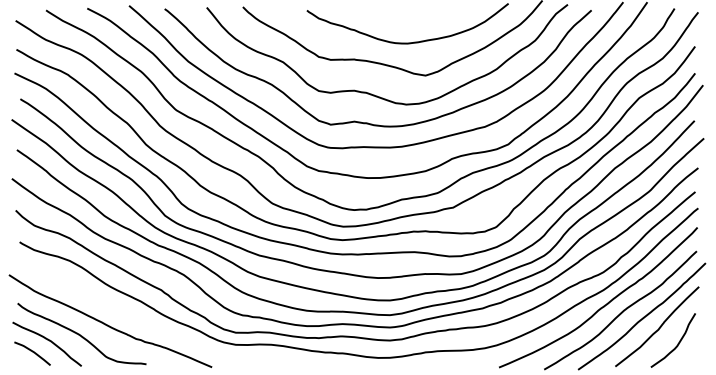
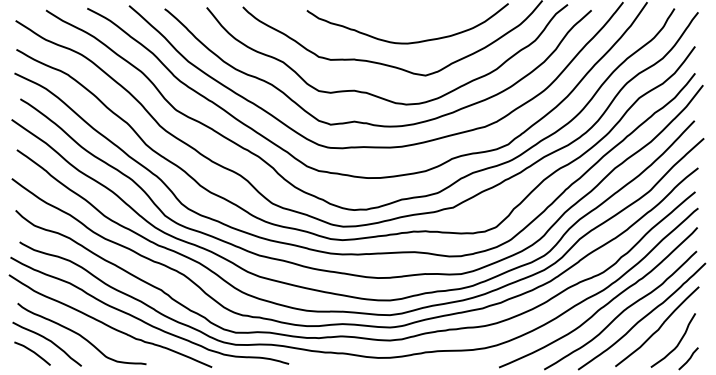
curve: none -> present (143, 320)
line: none -> present (688, 358)
